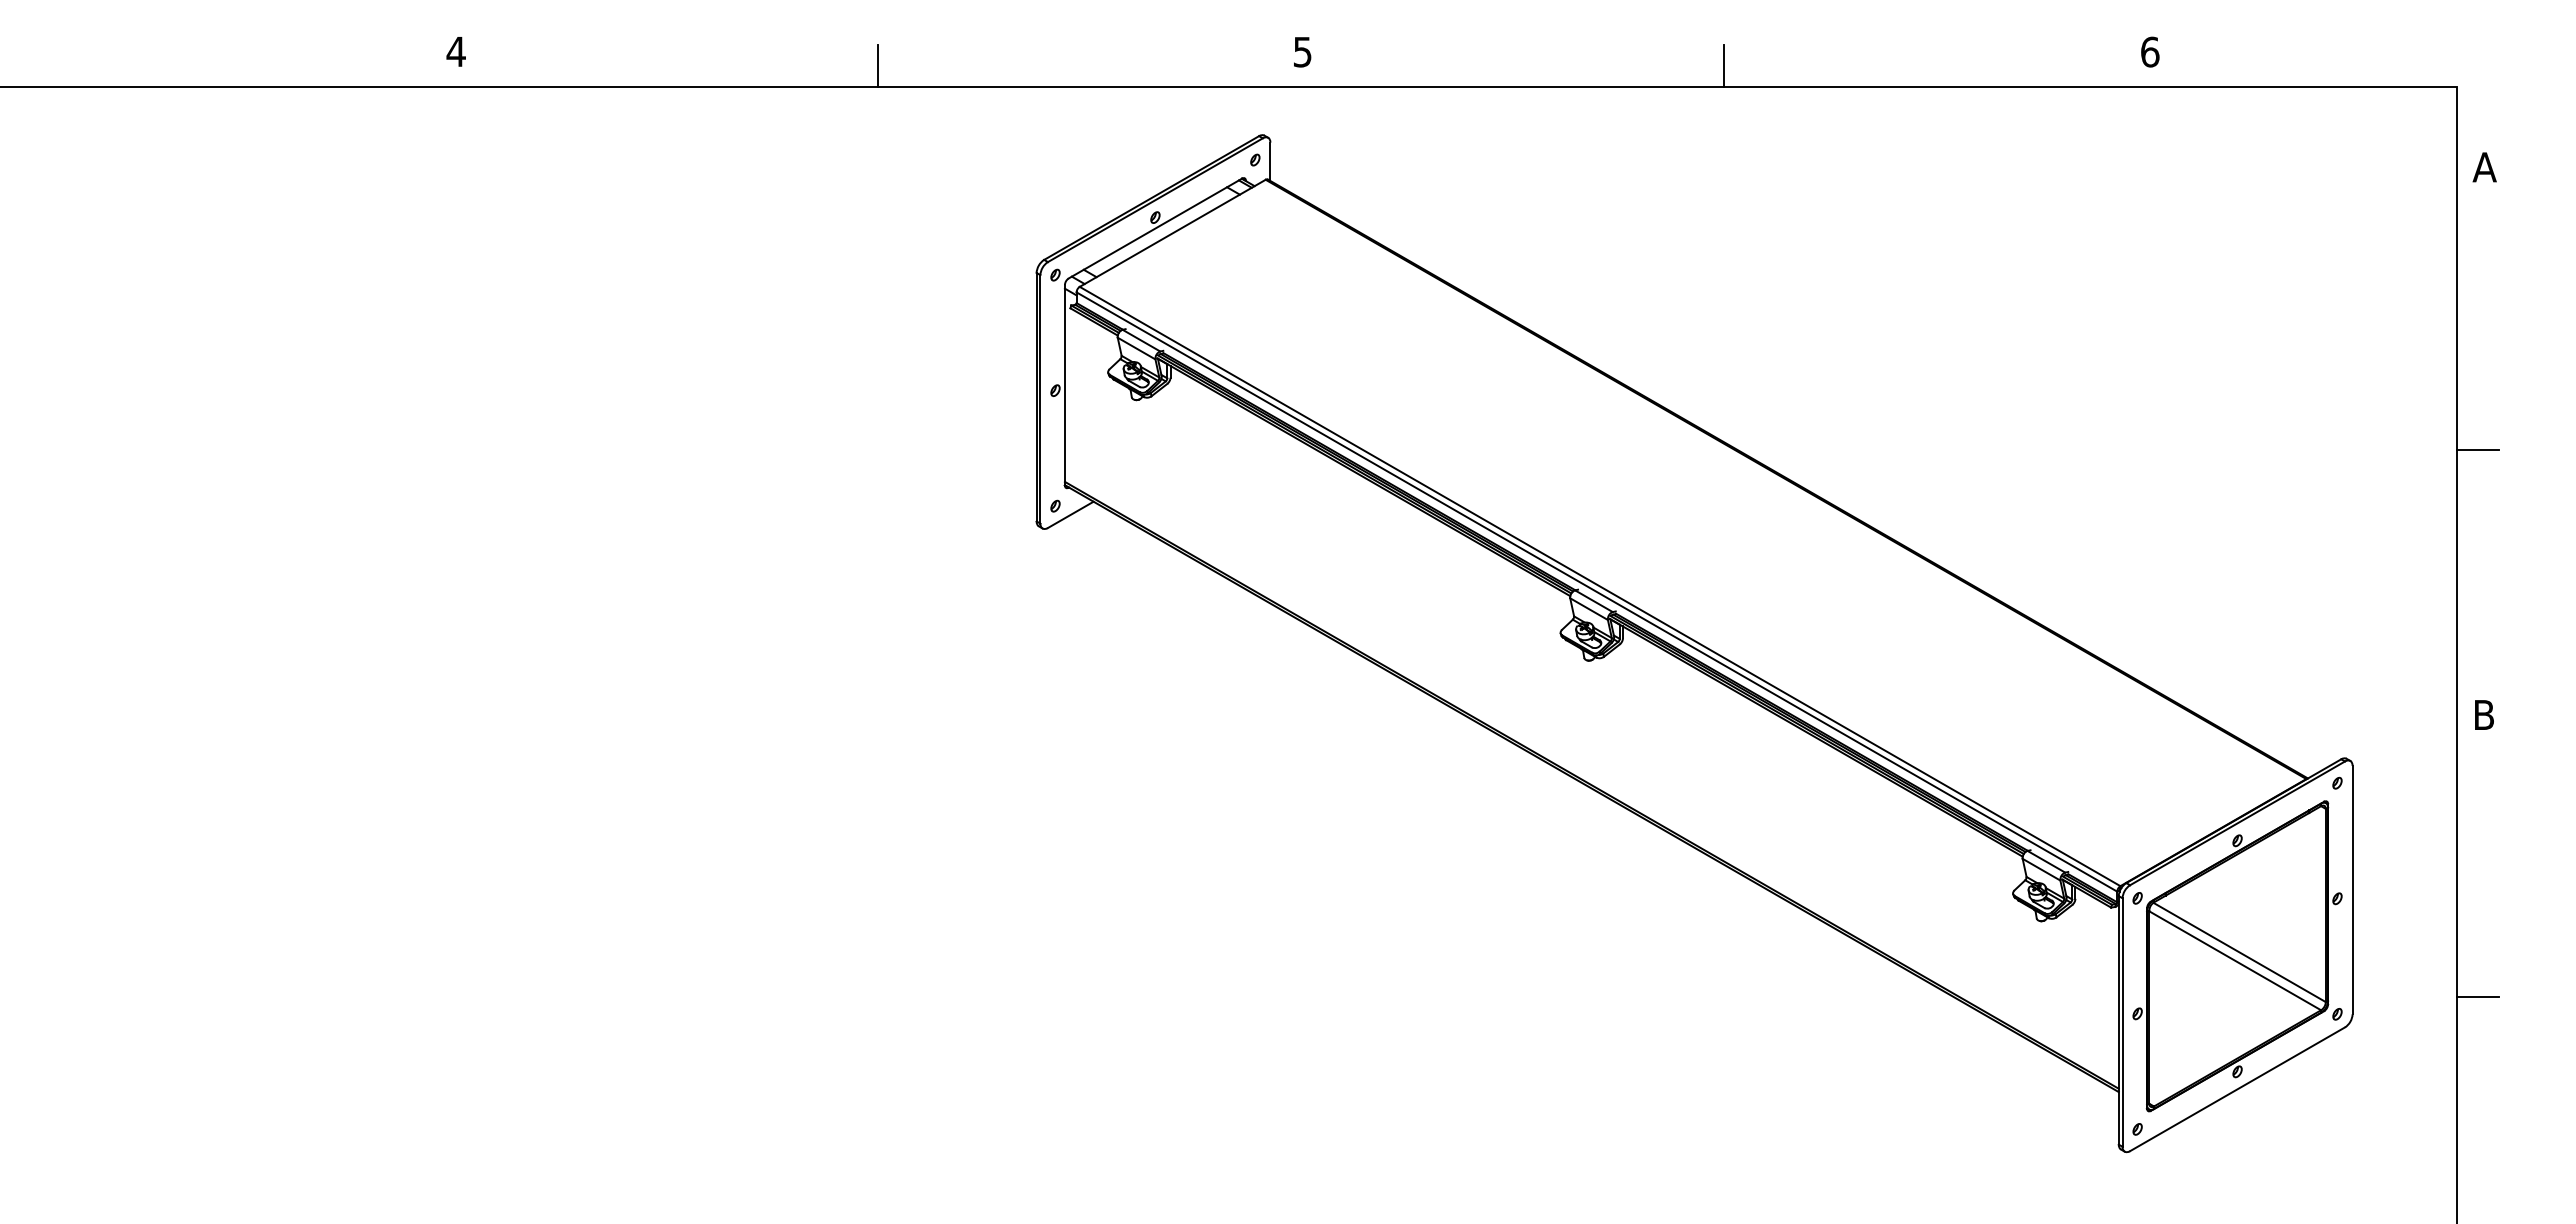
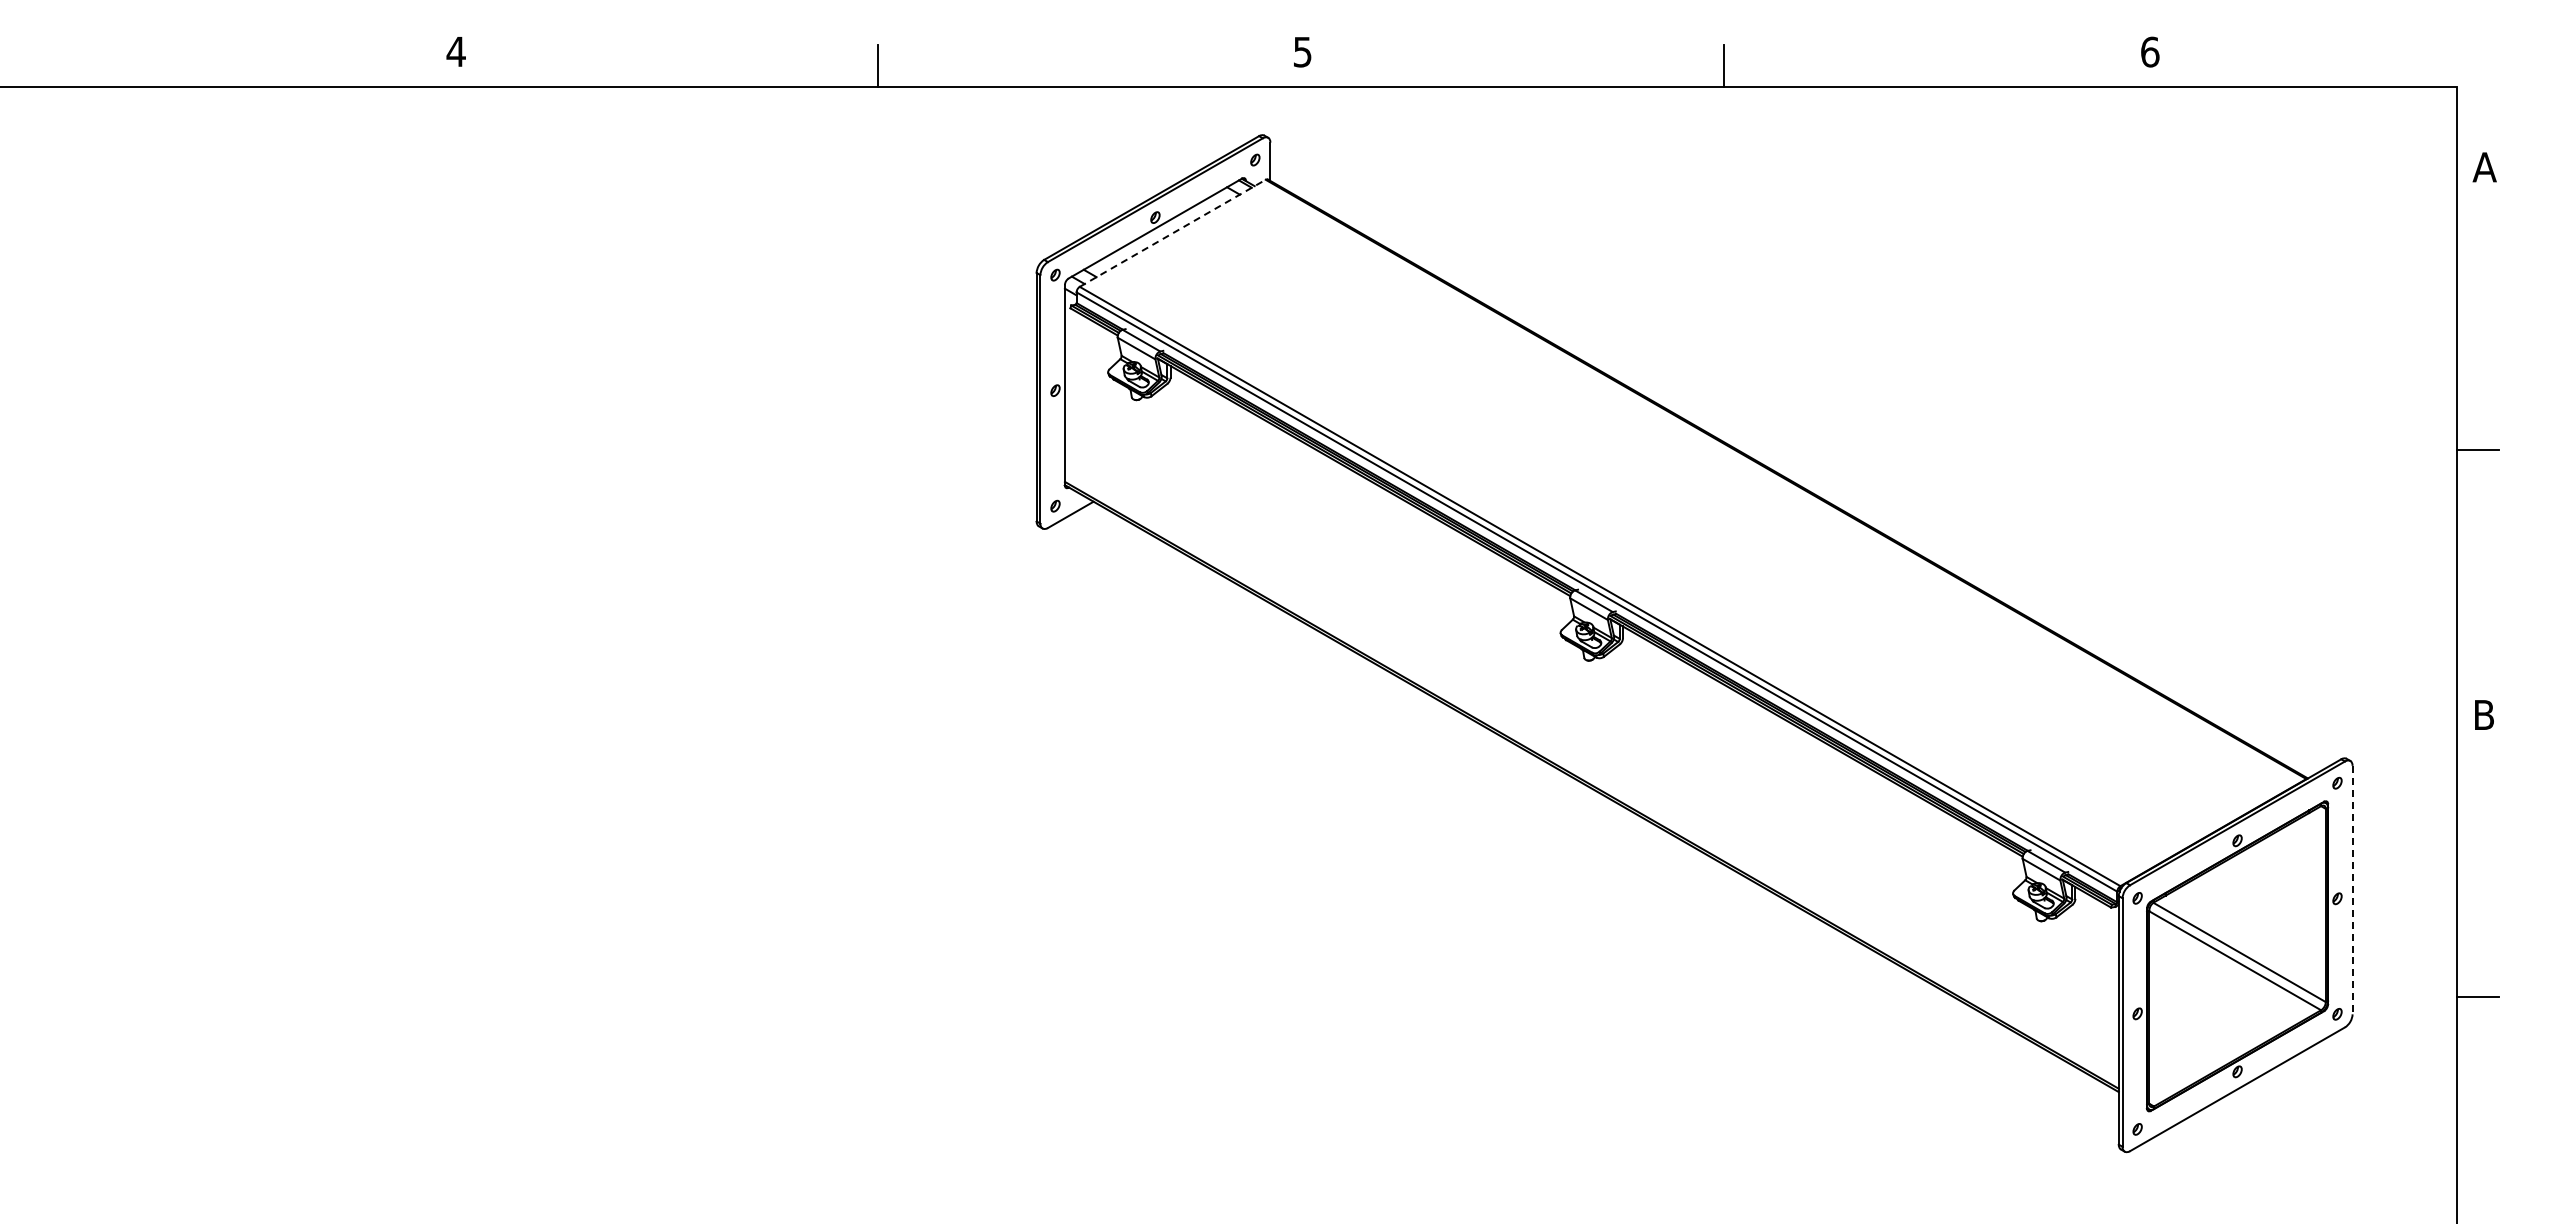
line: solid -> dashed (1173, 233)
line: solid -> dashed (2352, 890)
